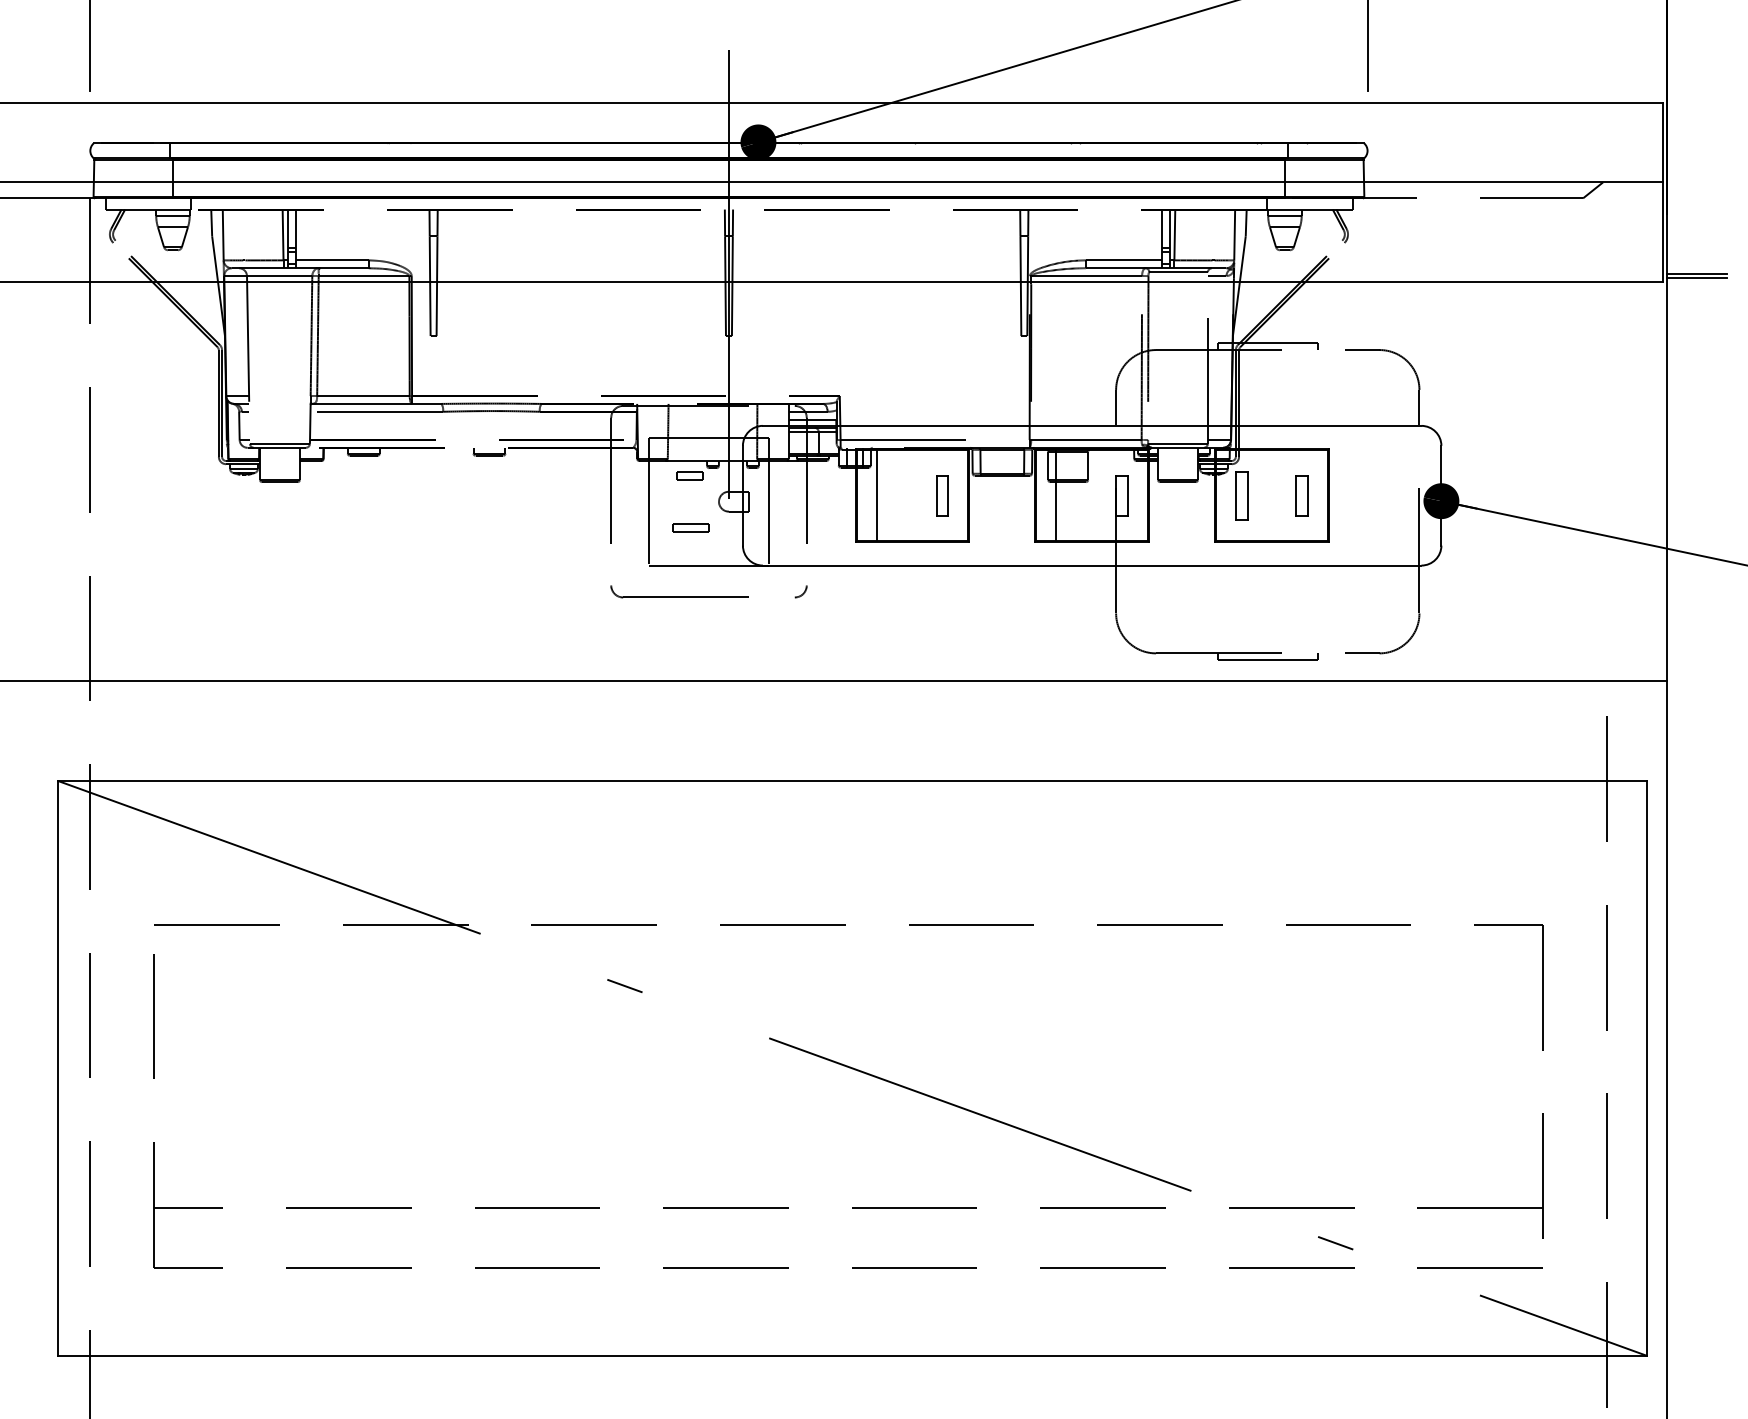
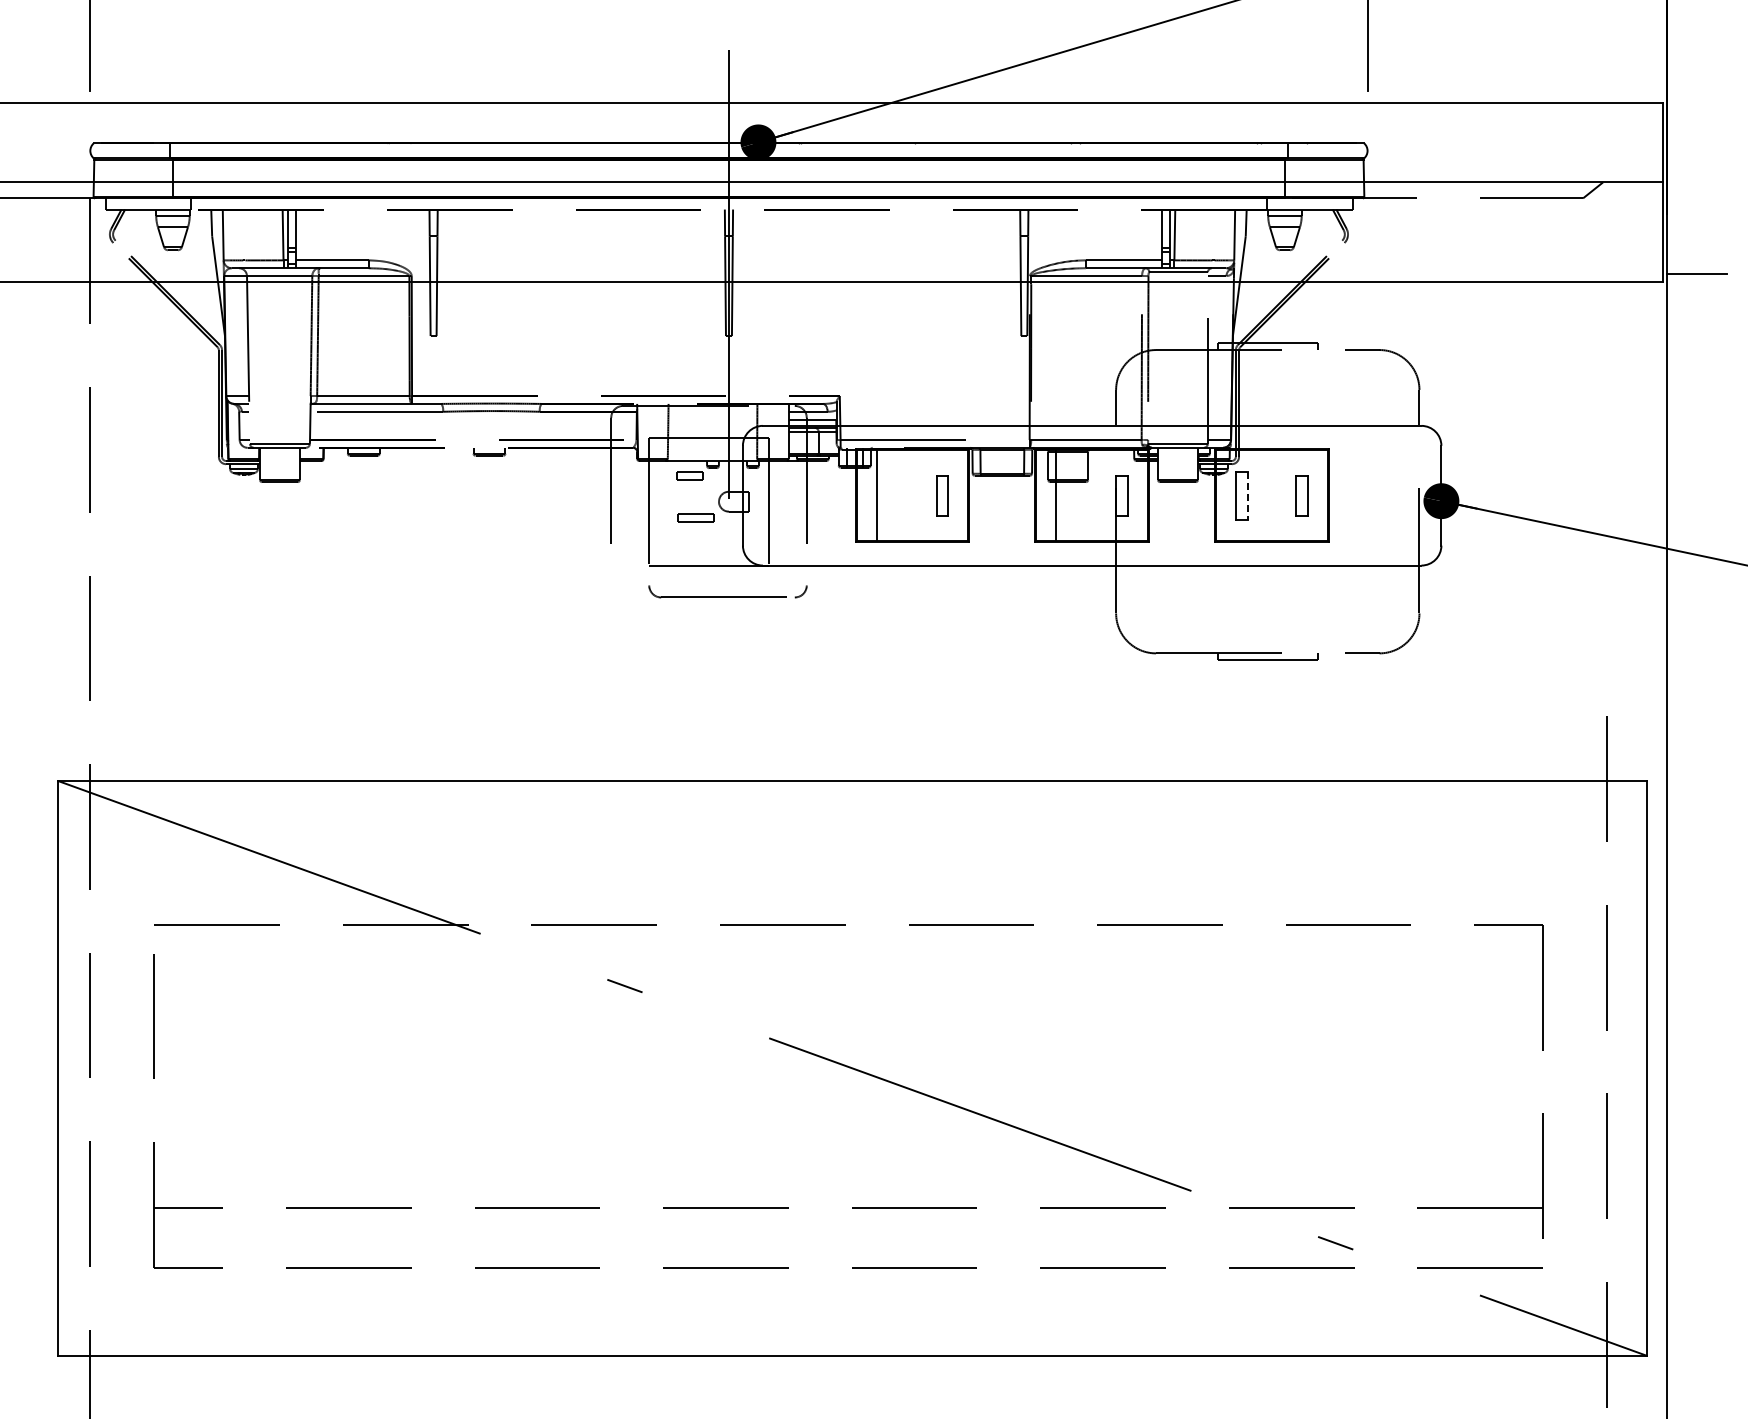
line: present -> none (1696, 278)
line: solid -> dashed (1247, 495)
part position: (690, 527) -> (695, 517) (695, 517)
part position: (679, 591) -> (717, 591) (717, 591)
line: present -> none (834, 681)
